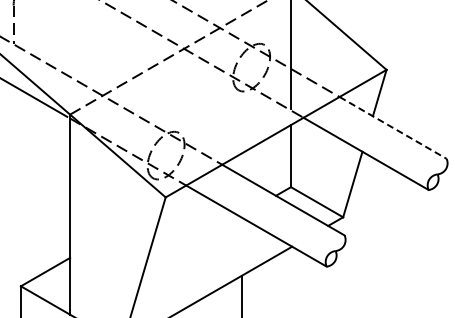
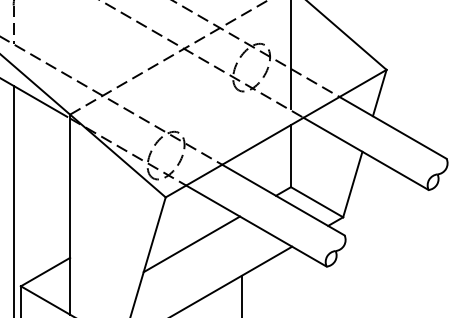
line: dashed -> solid (393, 127)
line: none -> present (13, 199)
line: none -> present (191, 244)
